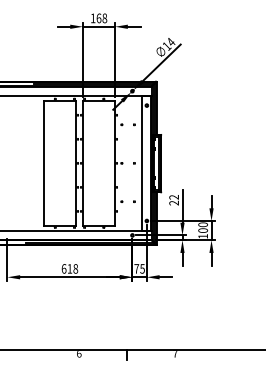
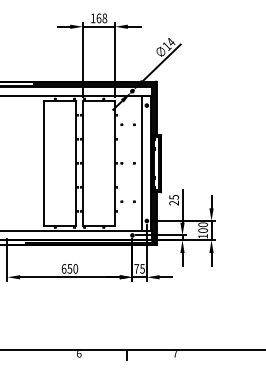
text: 22 -> 25 (174, 197)
text: 618 -> 650 (72, 268)
